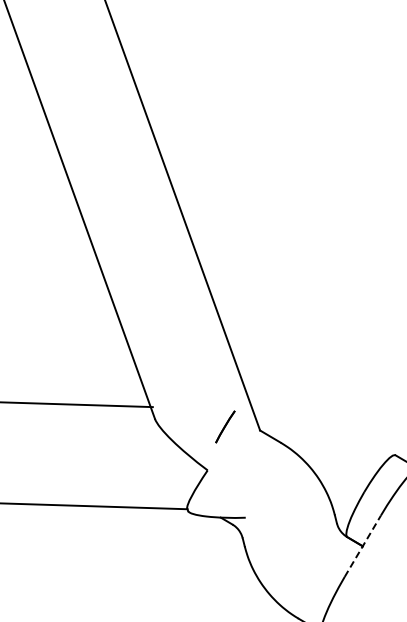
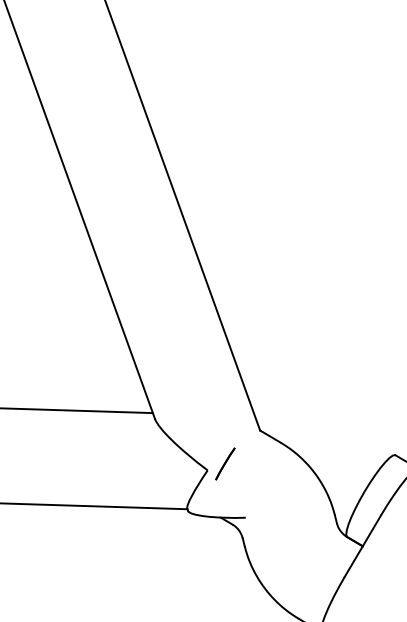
line position: (77, 404) -> (77, 410) (77, 410)
line position: (225, 426) -> (225, 463) (225, 463)
line: dashed -> solid (362, 546)
